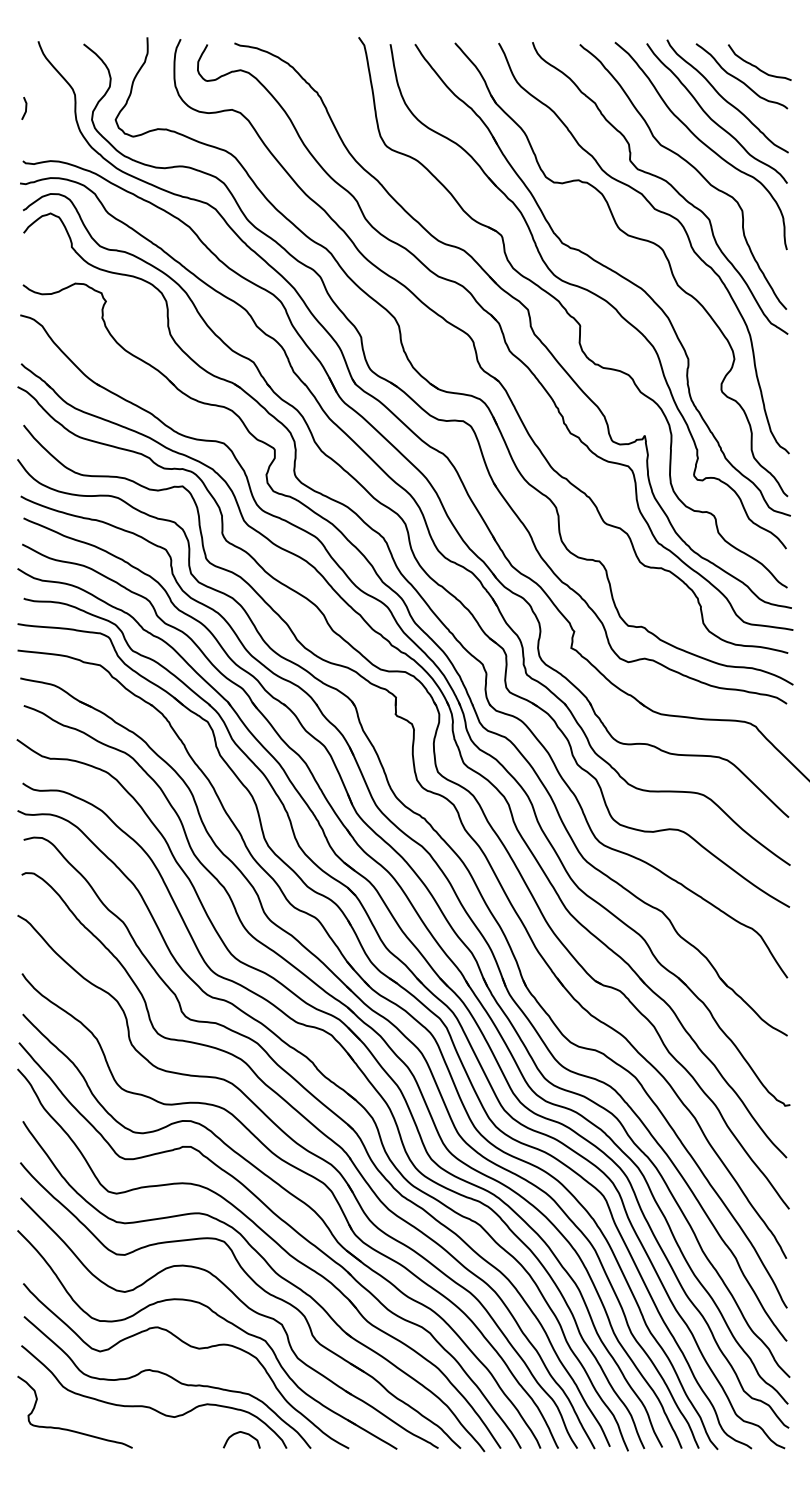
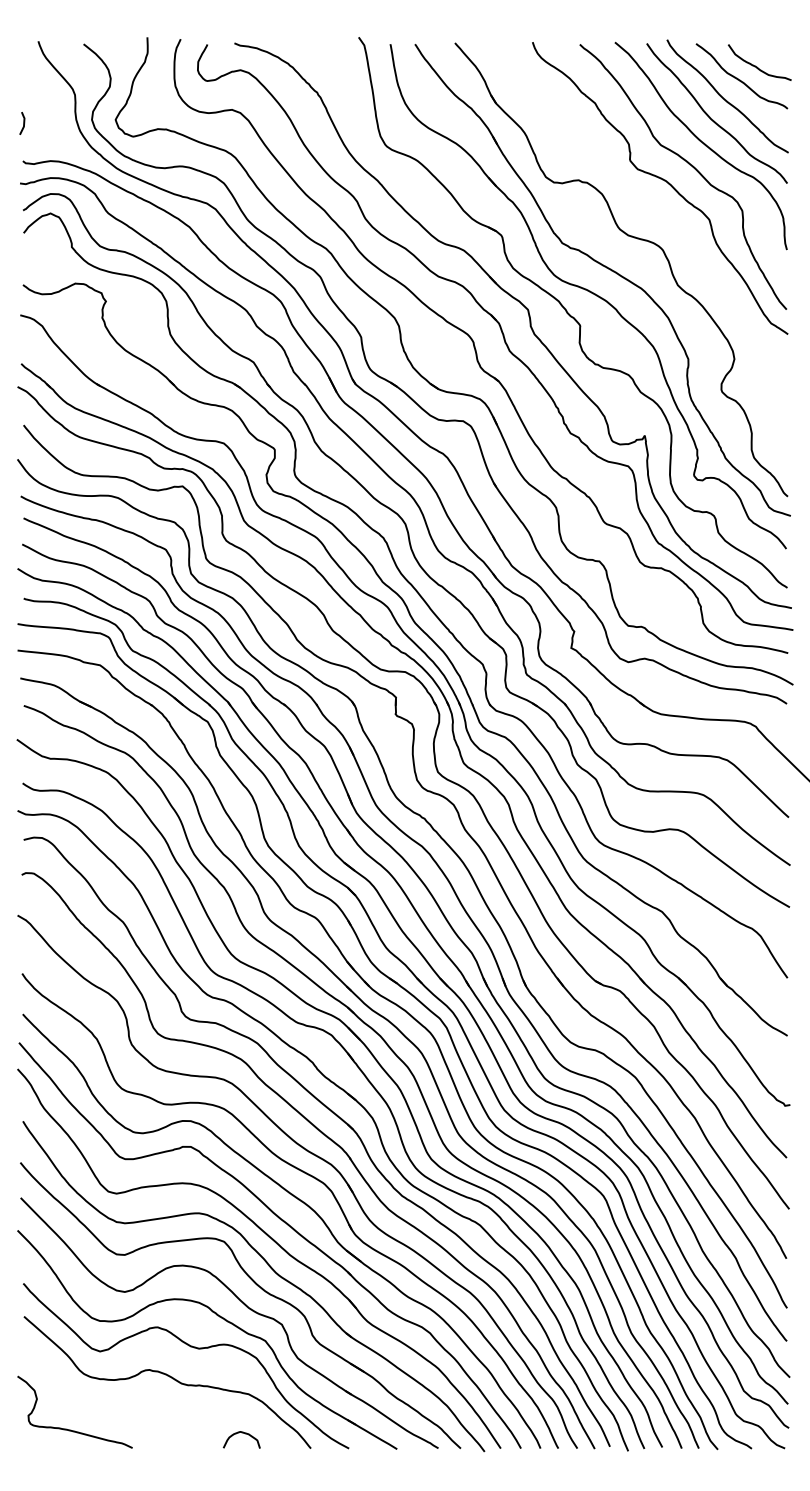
line position: (25, 108) -> (23, 123) (23, 123)
curve: present -> none (659, 212)
curve: present -> none (149, 1406)
